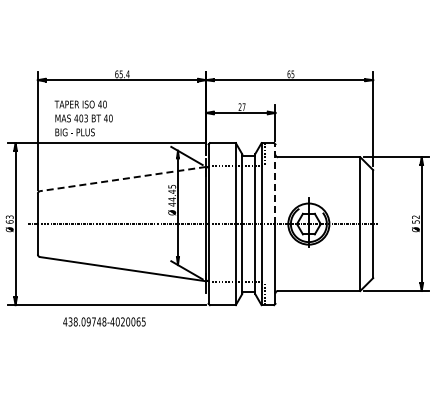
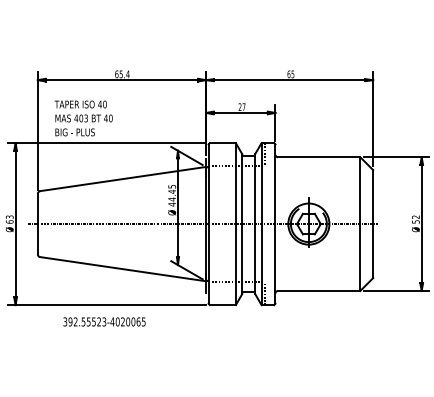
line: dashed -> solid (123, 179)
line: dashed -> solid (275, 184)
text: 438.09748-4020065 -> 392.55523-4020065 (84, 321)
